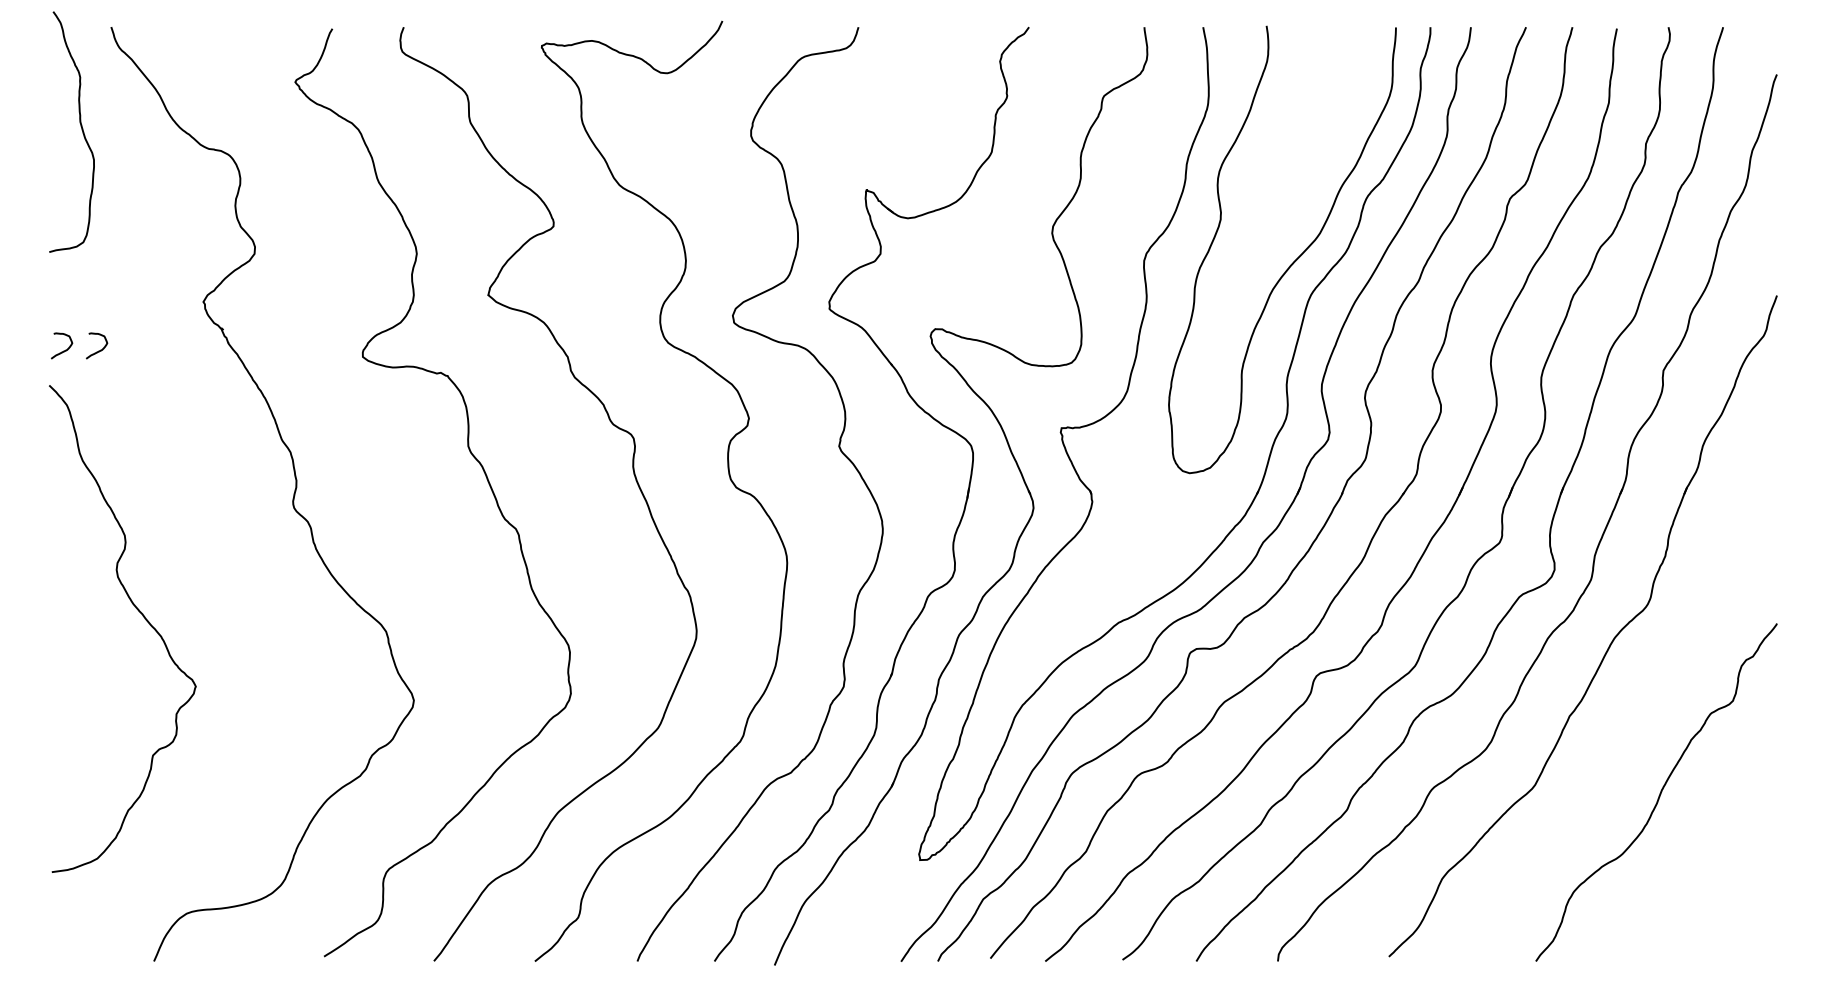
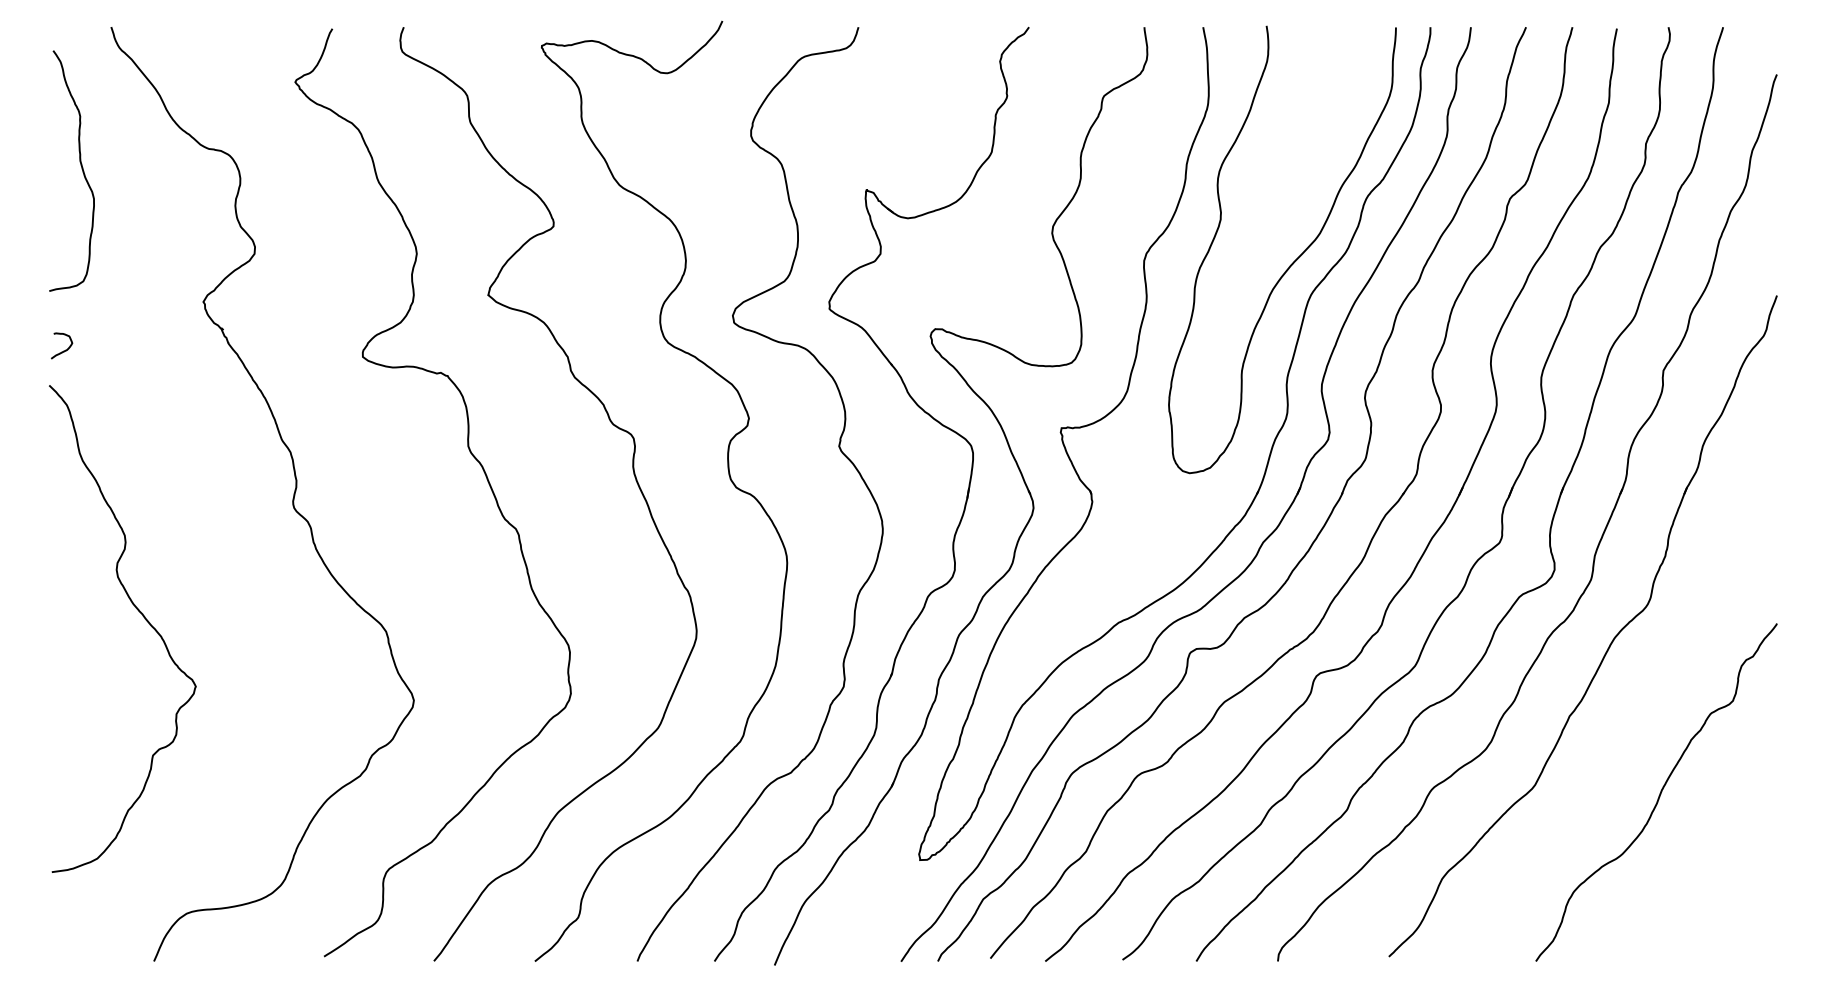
curve position: (81, 130) -> (81, 169) (81, 169)
curve: present -> none (100, 349)
